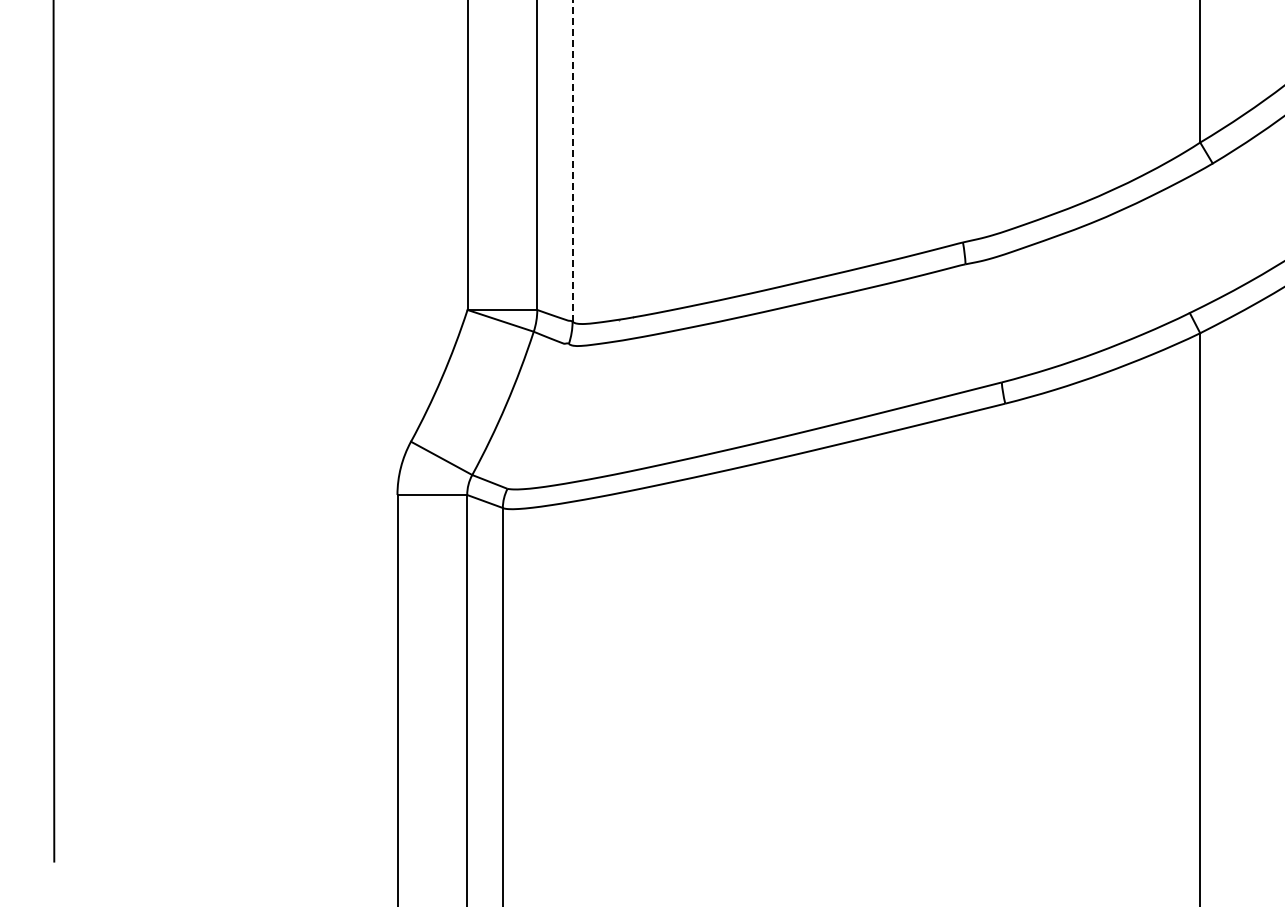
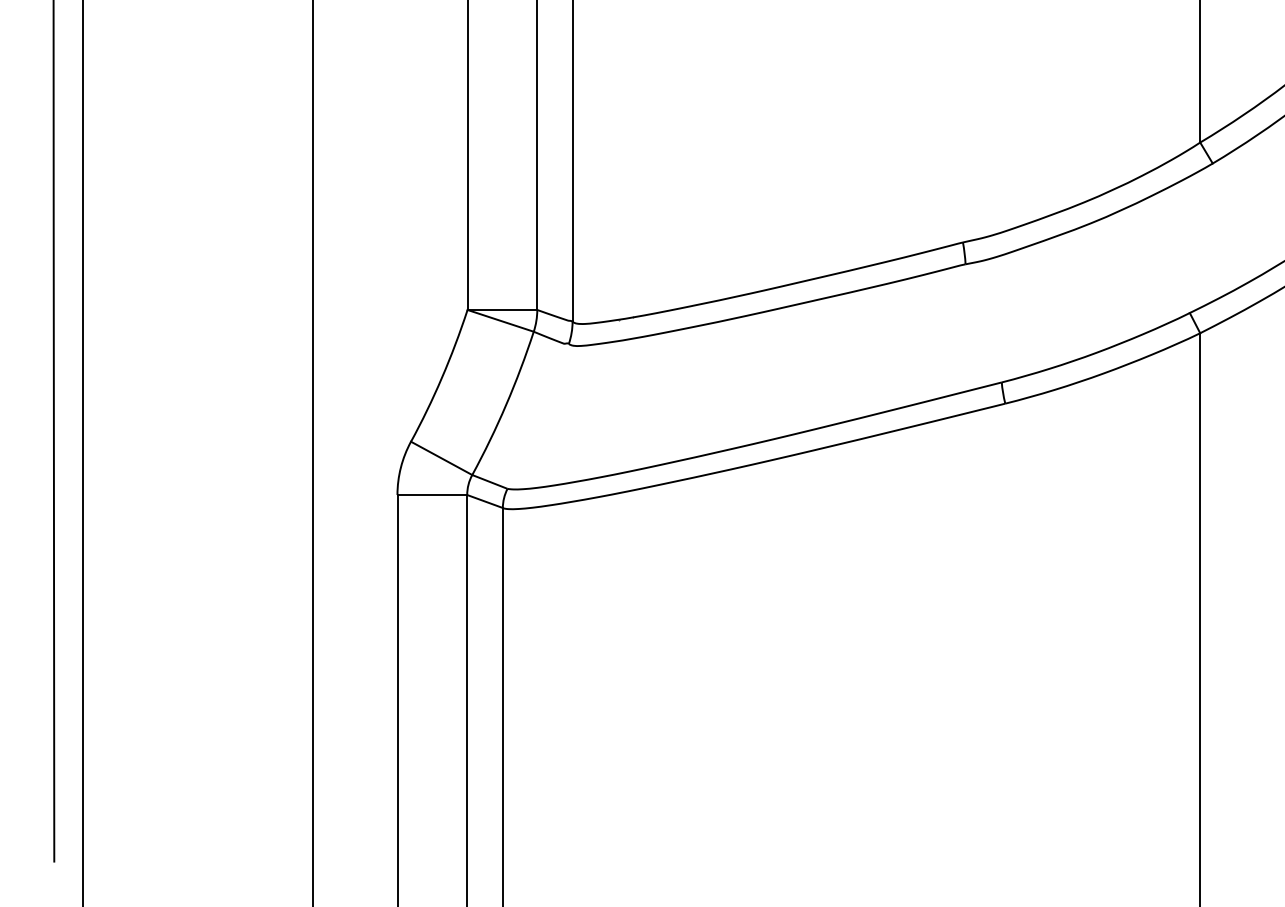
line: dashed -> solid (572, 160)
line: none -> present (82, 452)
line: none -> present (312, 452)
